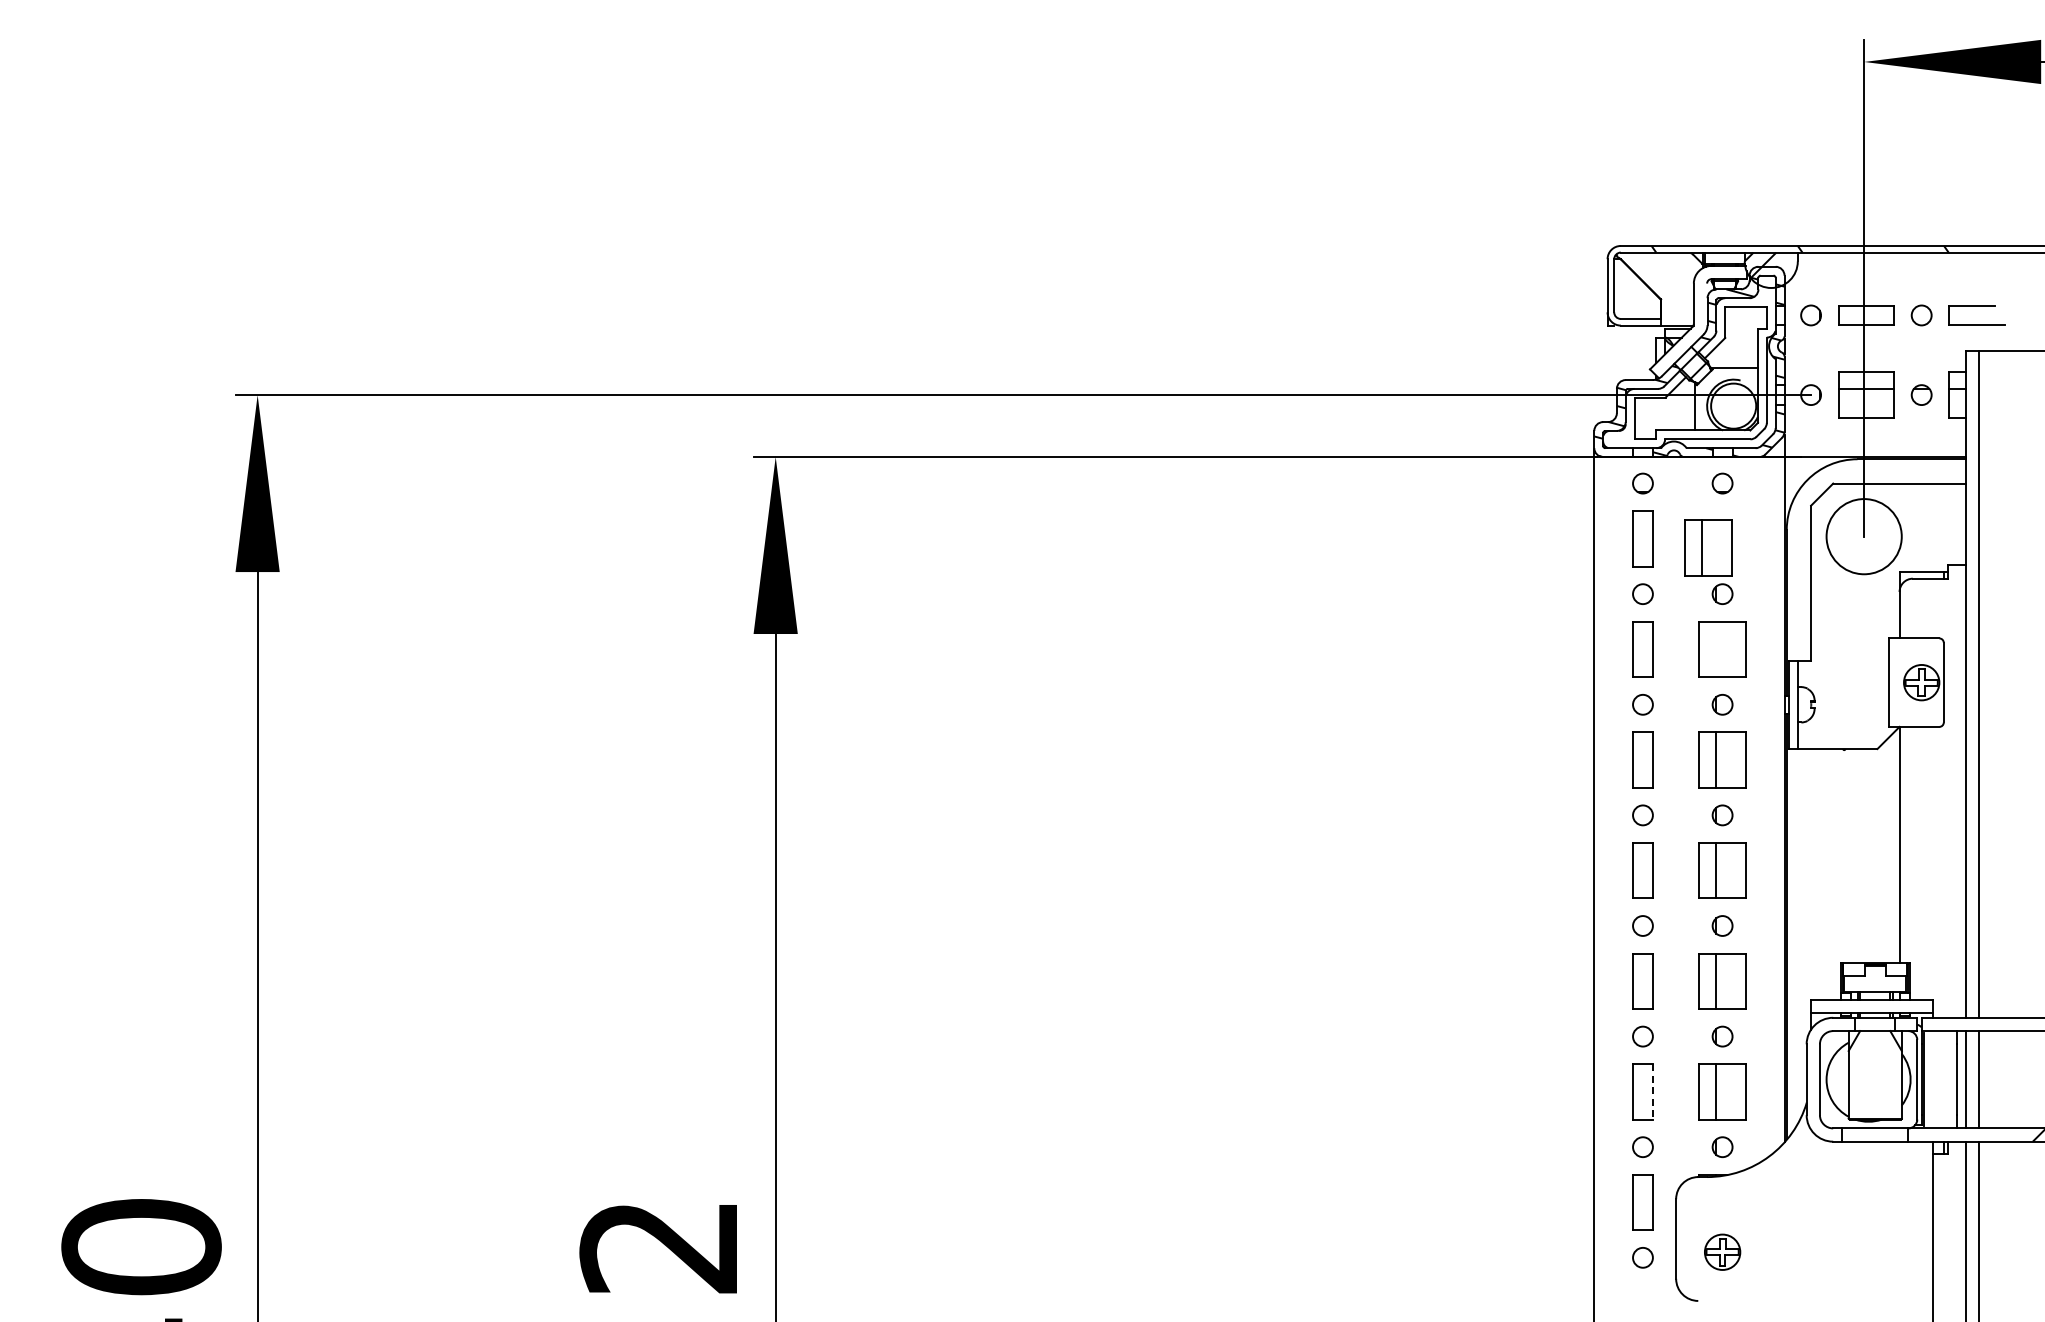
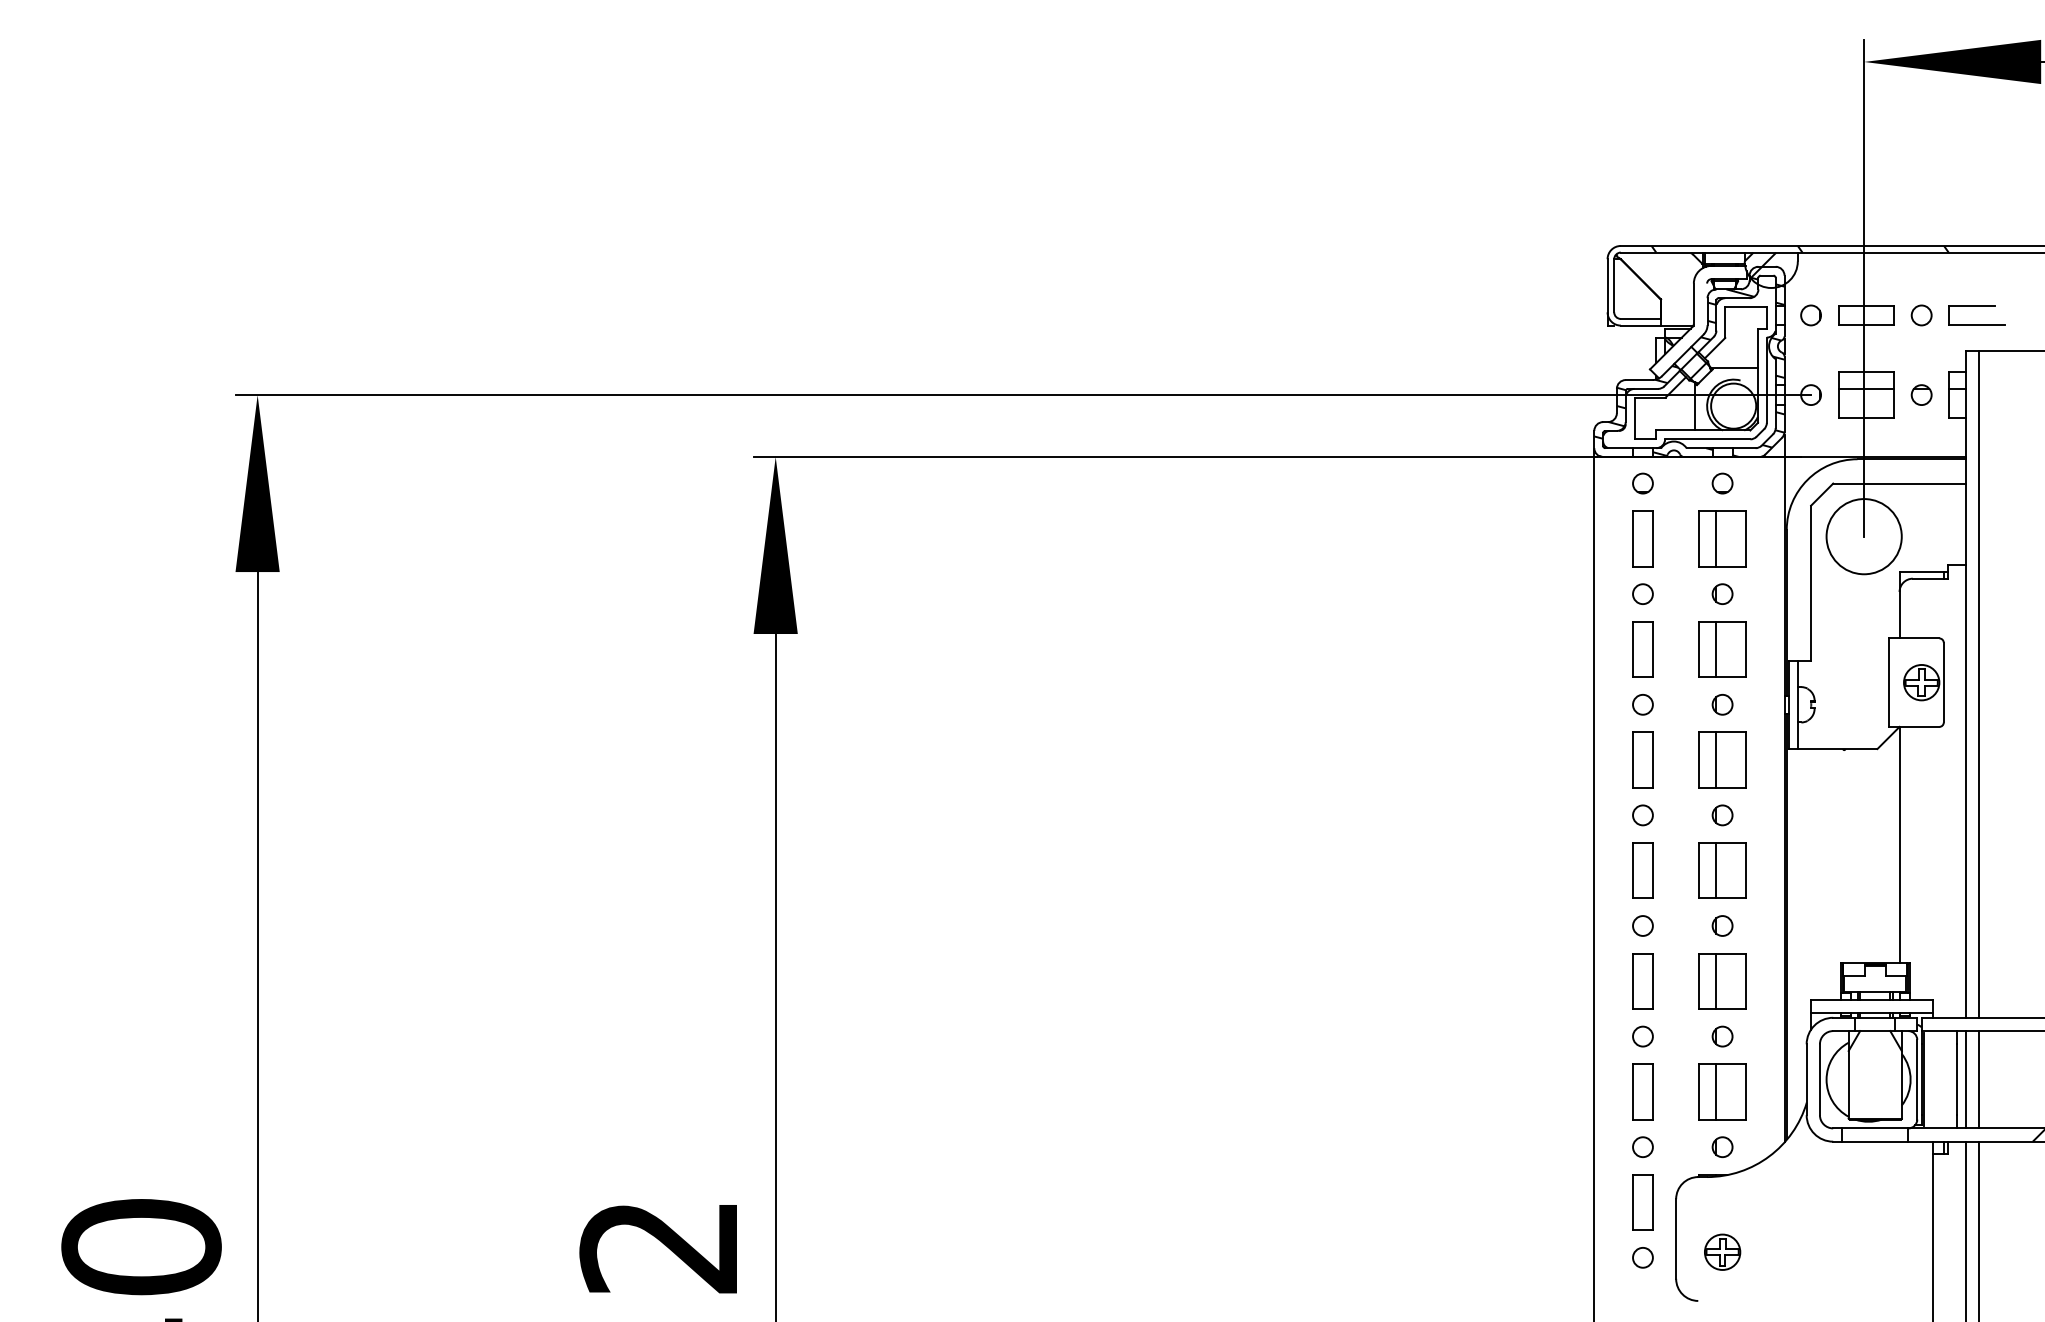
part position: (1708, 547) -> (1722, 538) (1722, 538)
line: none -> present (1716, 649)
line: dashed -> solid (1652, 1091)
